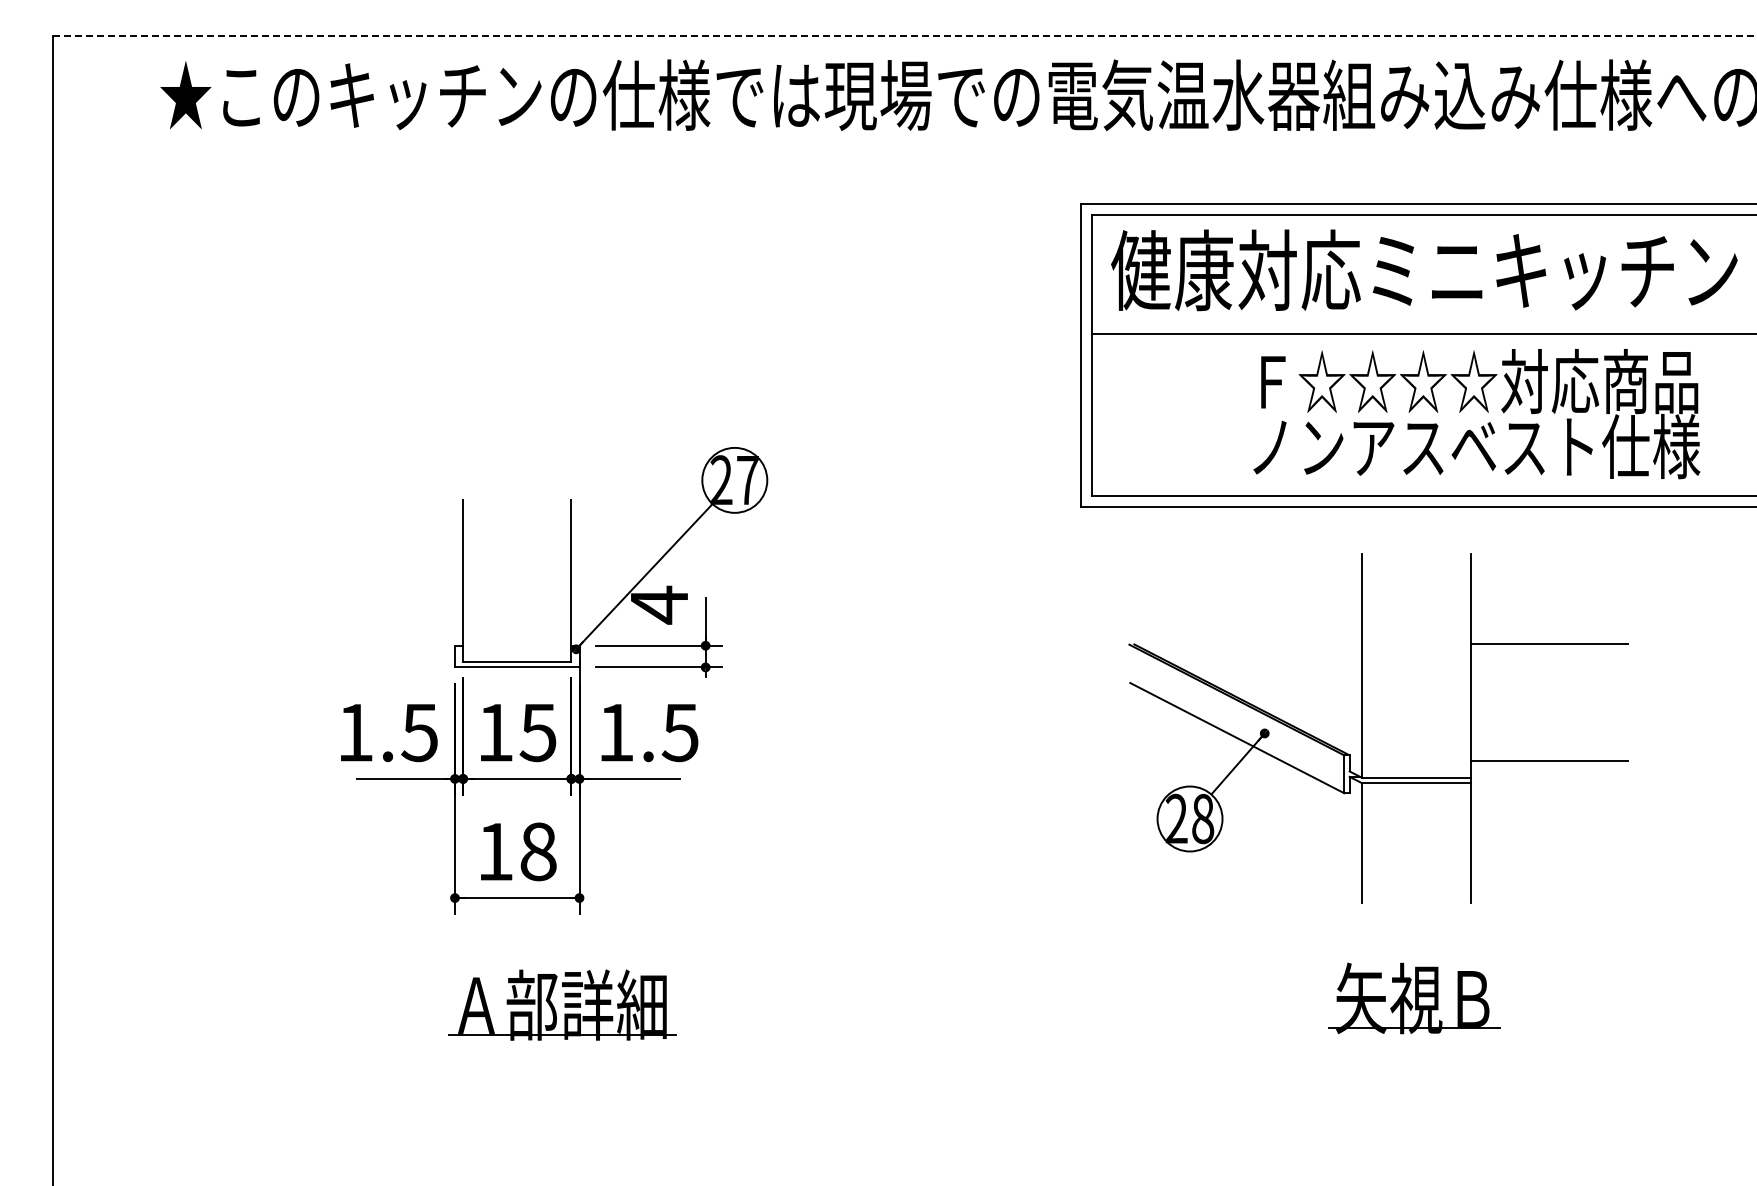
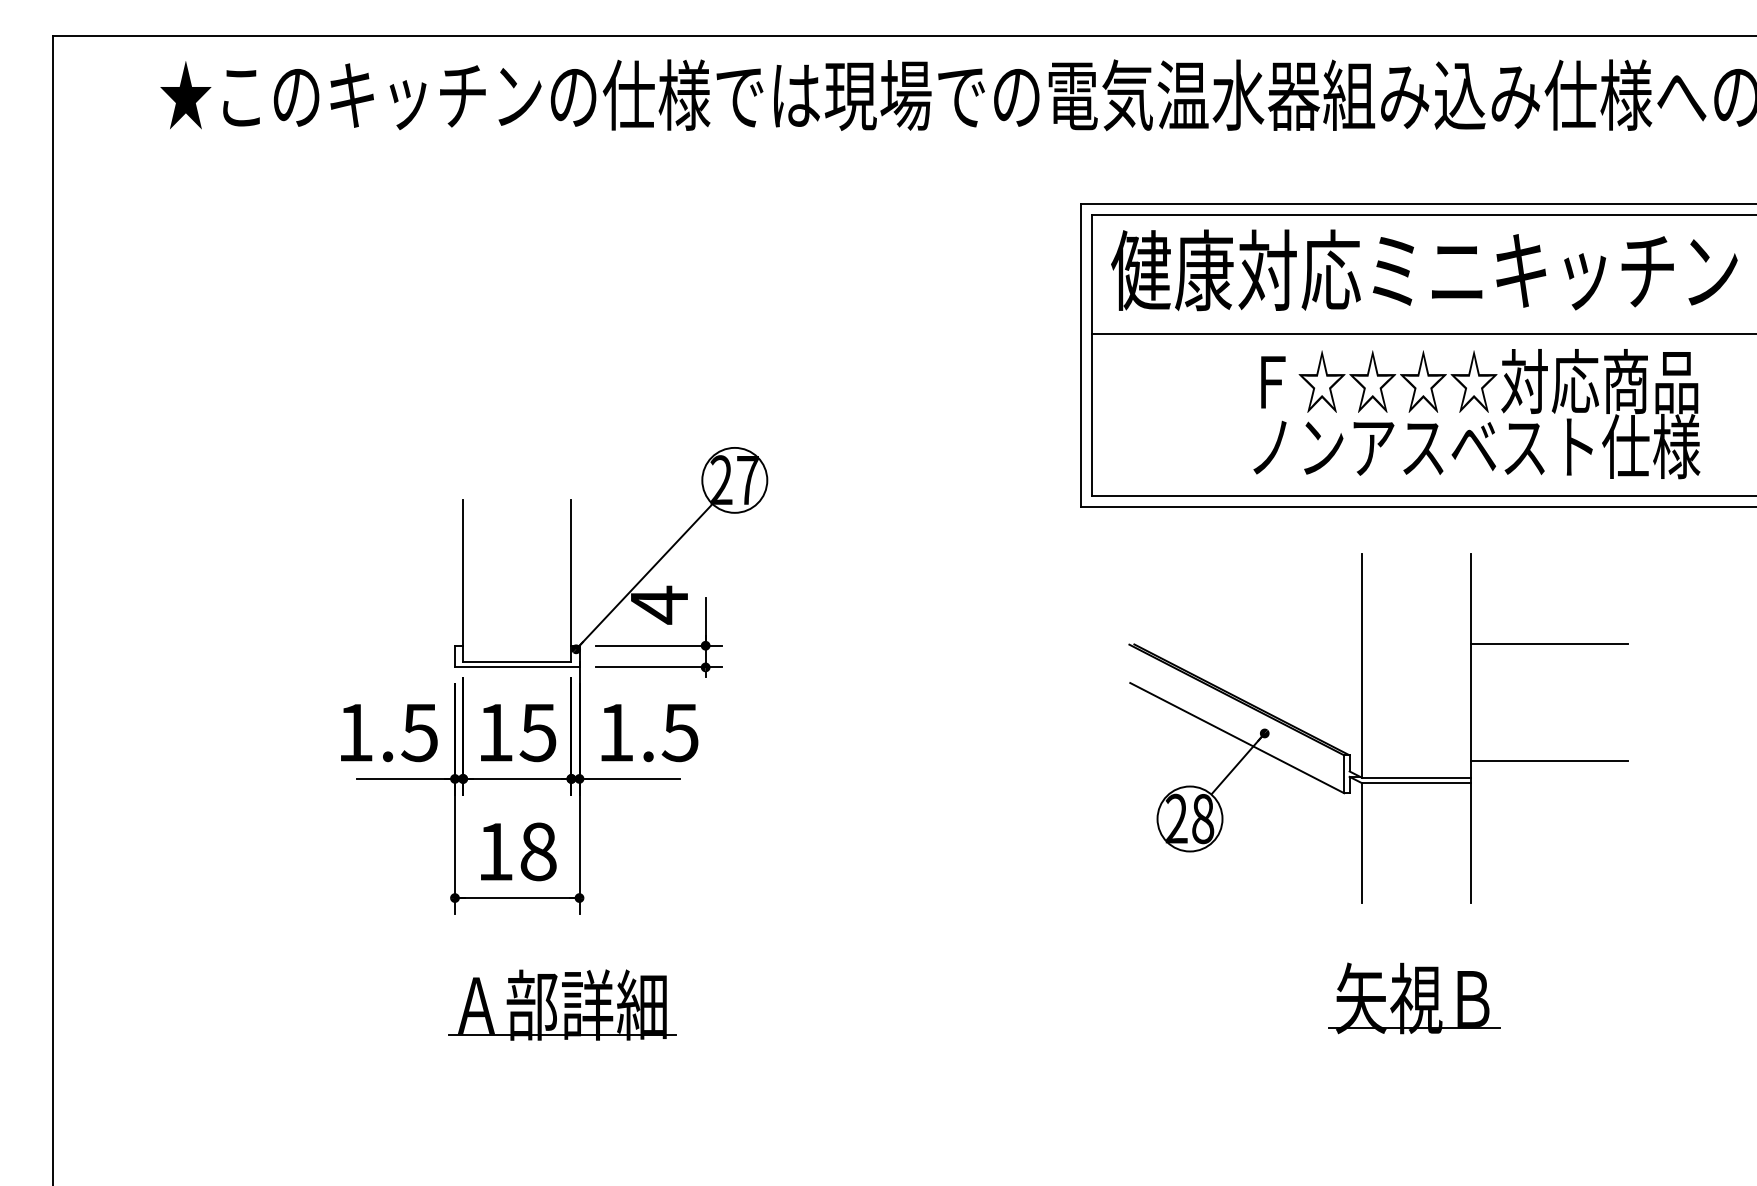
line: dashed -> solid (904, 35)
